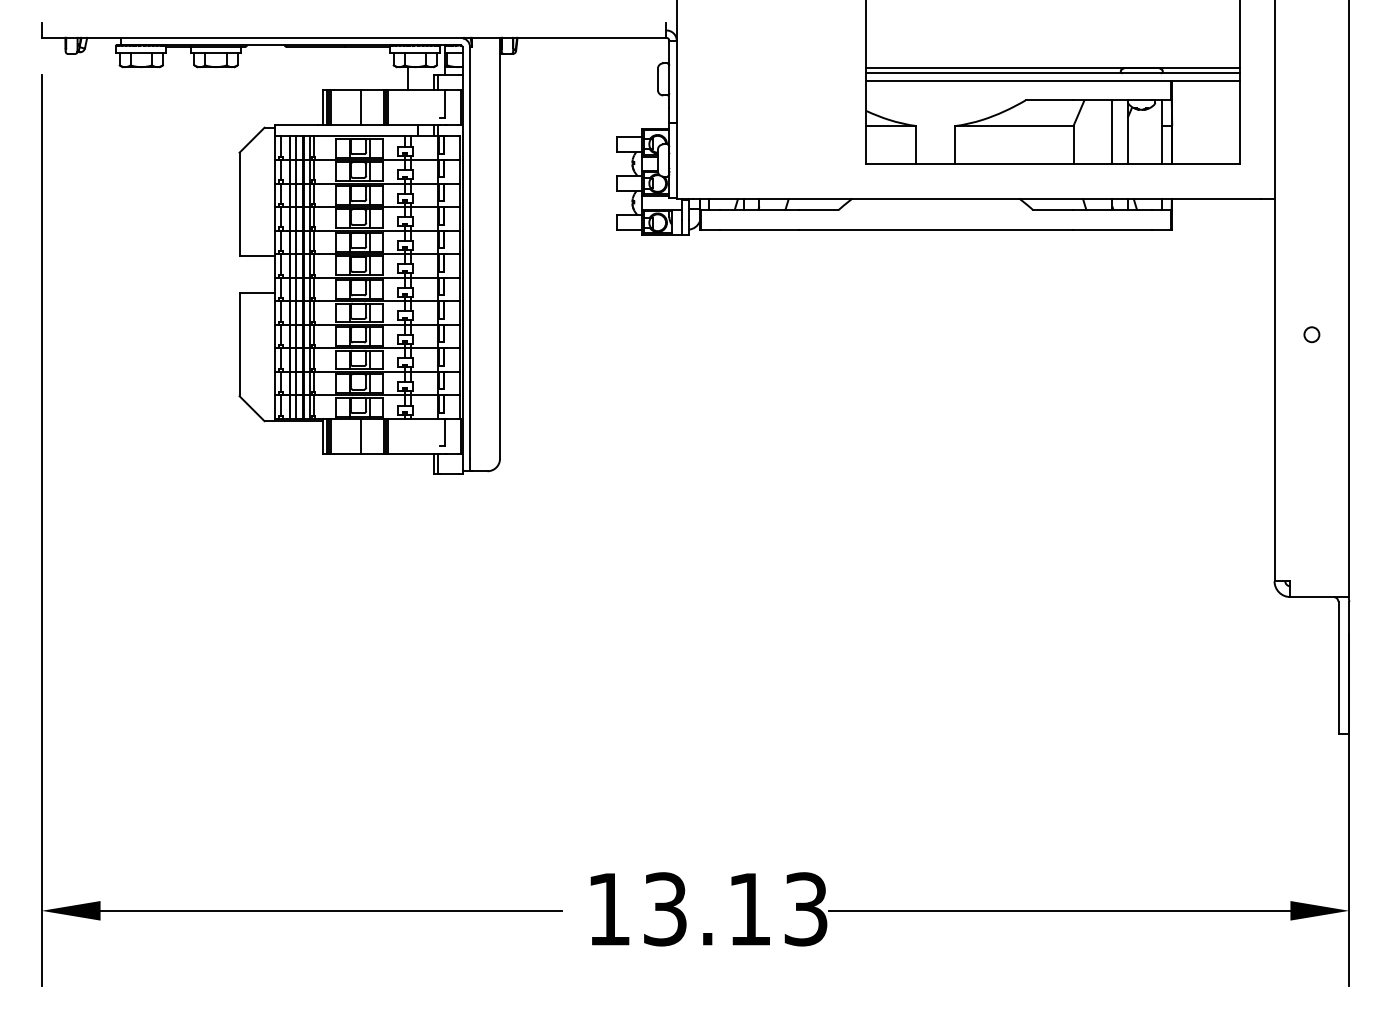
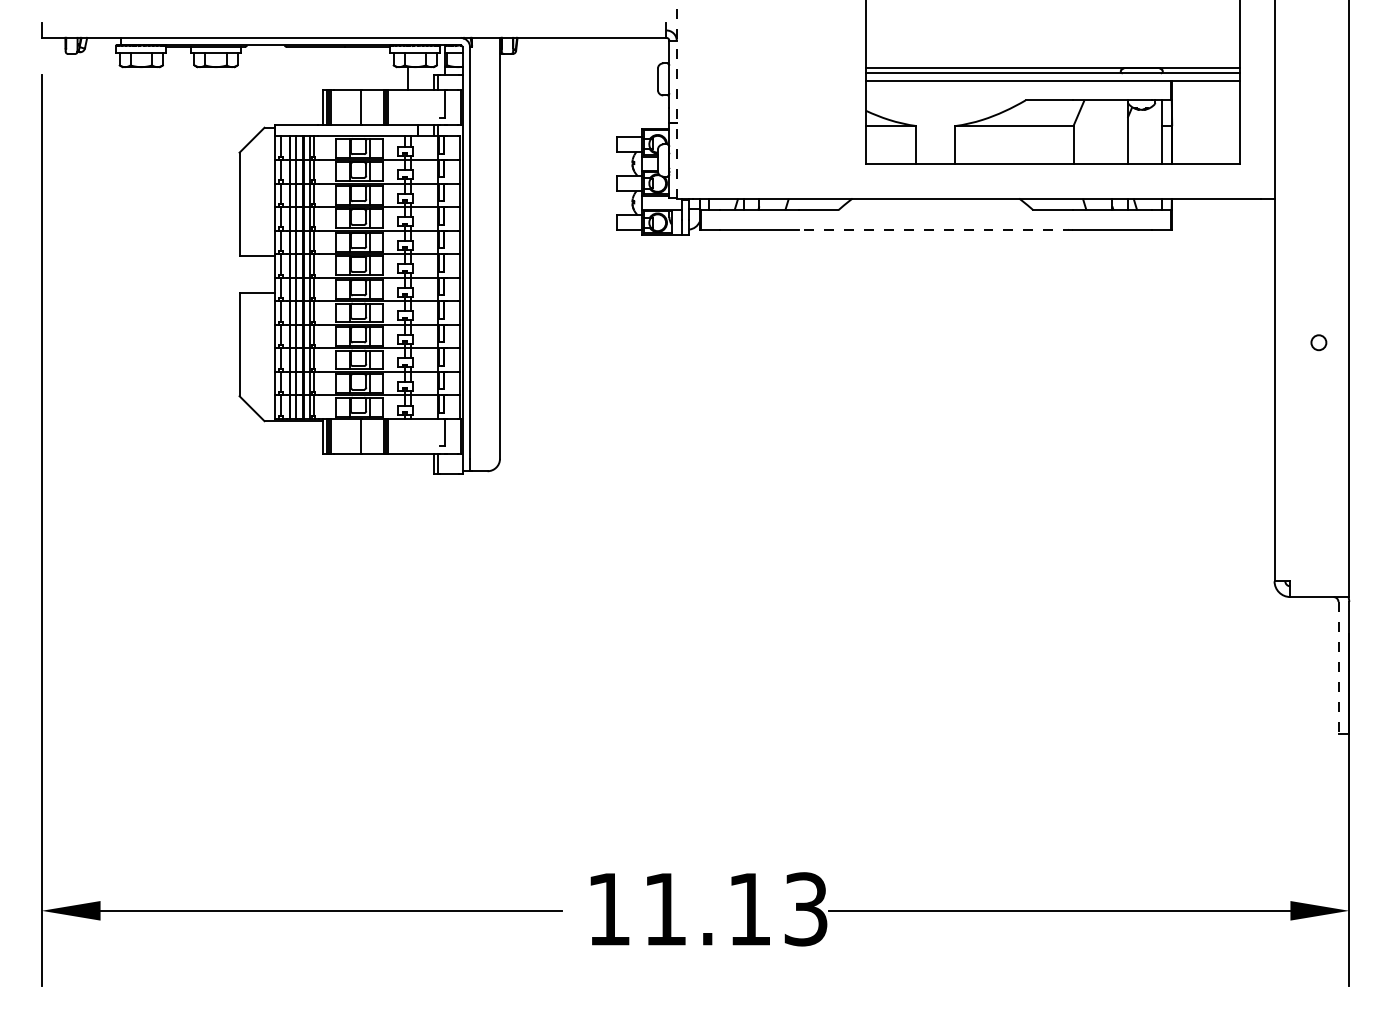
line: solid -> dashed (676, 99)
line: present -> none (1112, 131)
line: solid -> dashed (935, 229)
circle position: (1311, 334) -> (1318, 342) (1318, 342)
line: solid -> dashed (1338, 668)
text: 13.13 -> 11.13 (665, 909)
